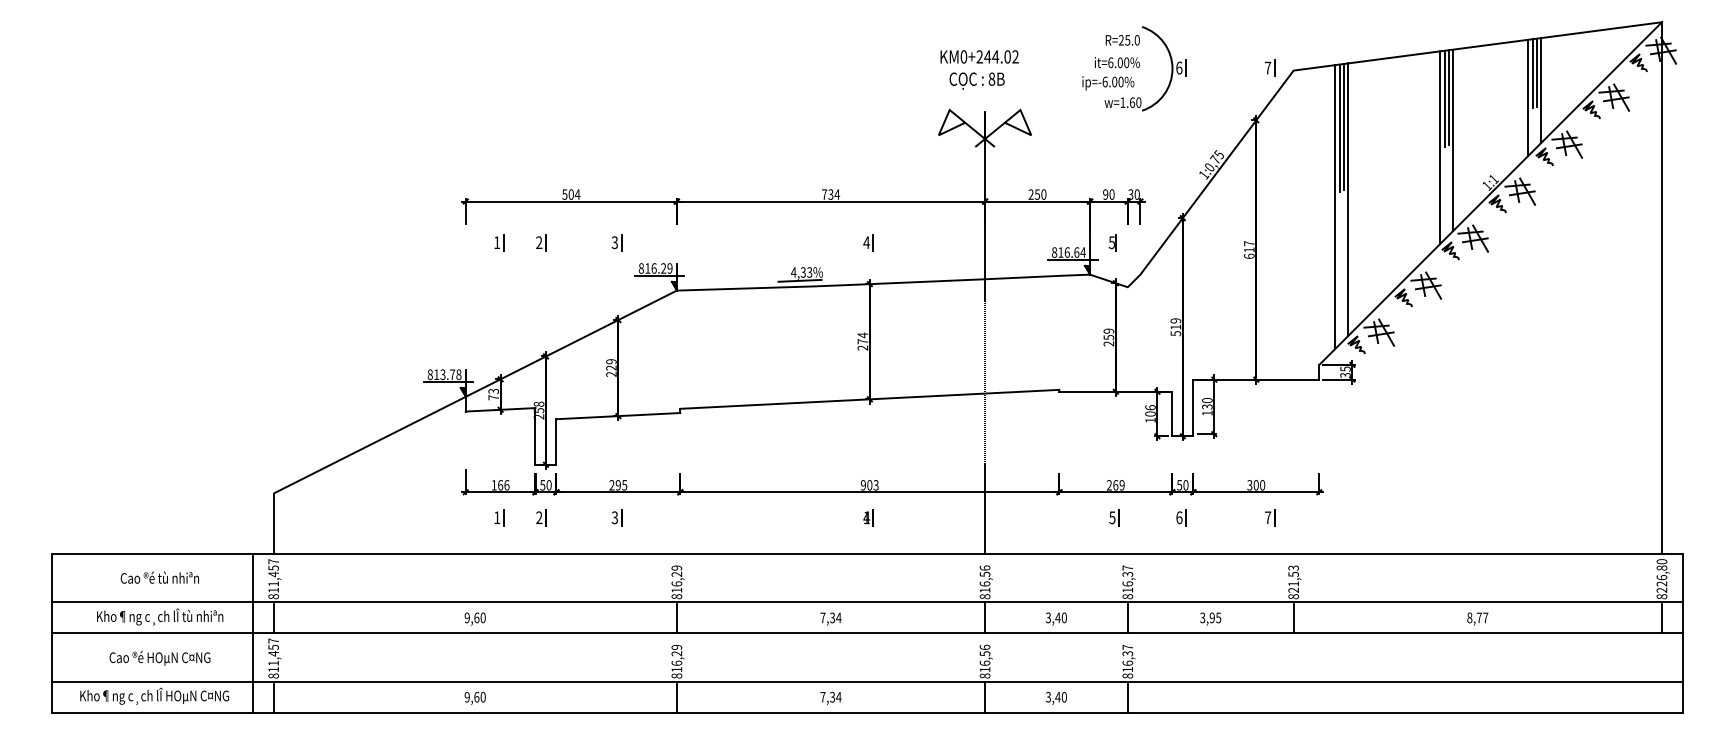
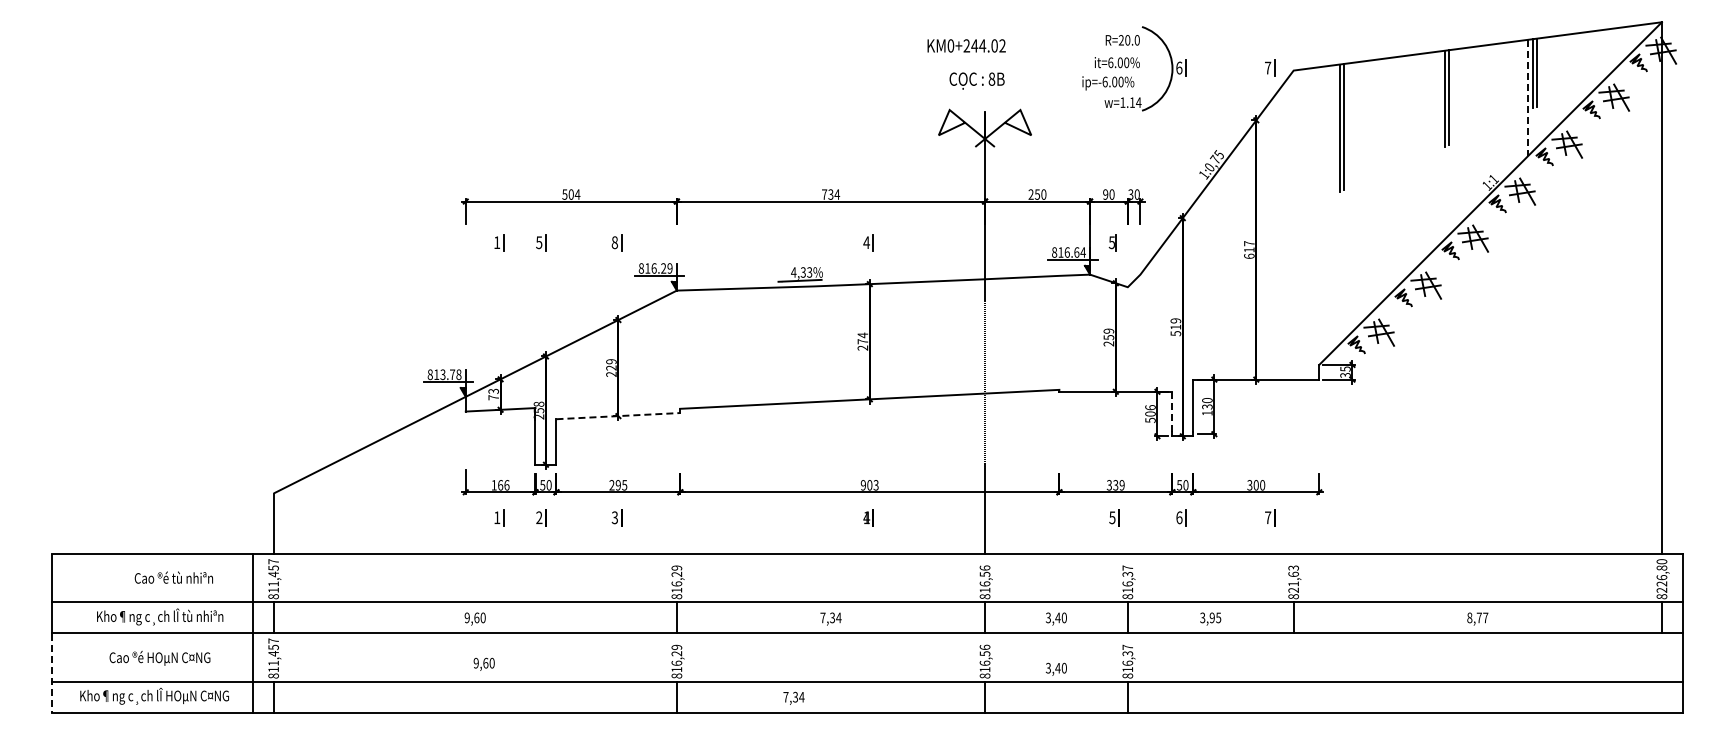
text: R=25.0 -> R=20.0 (1127, 40)
text position: (979, 56) -> (966, 45) (966, 45)
line: present -> none (1540, 90)
line: solid -> dashed (1528, 98)
text: w=1.60 -> w=1.14 (1135, 102)
line: present -> none (1452, 140)
line: present -> none (1440, 147)
line: present -> none (1348, 199)
line: present -> none (1335, 206)
text: 2 -> 5 (539, 242)
text: 3 -> 8 (614, 242)
line: solid -> dashed (1172, 412)
line: solid -> dashed (618, 416)
text: 106 -> 506 (1150, 420)
text: 269 -> 339 (1112, 485)
text: 821,53 -> 821,63 (1293, 574)
text position: (159, 577) -> (173, 577) (173, 577)
line: solid -> dashed (52, 674)
text position: (474, 697) -> (483, 663) (483, 663)
text position: (830, 697) -> (793, 697) (793, 697)
text position: (1055, 697) -> (1055, 668) (1055, 668)
